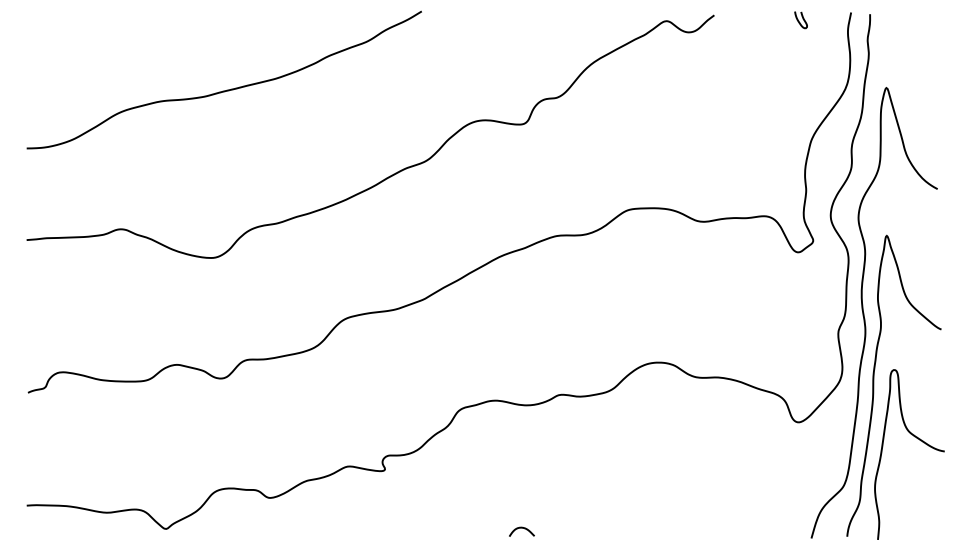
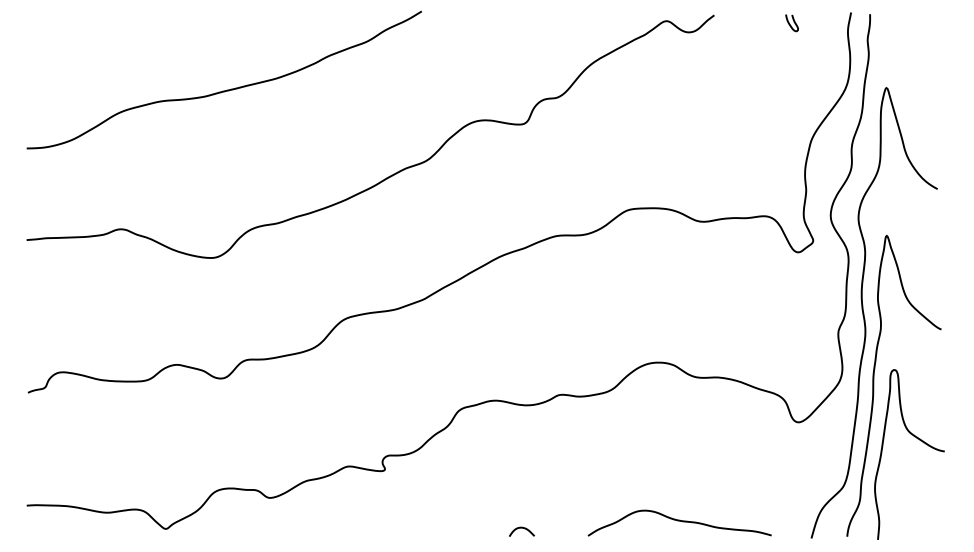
curve position: (799, 21) -> (790, 24) (790, 24)
curve: none -> present (679, 521)
